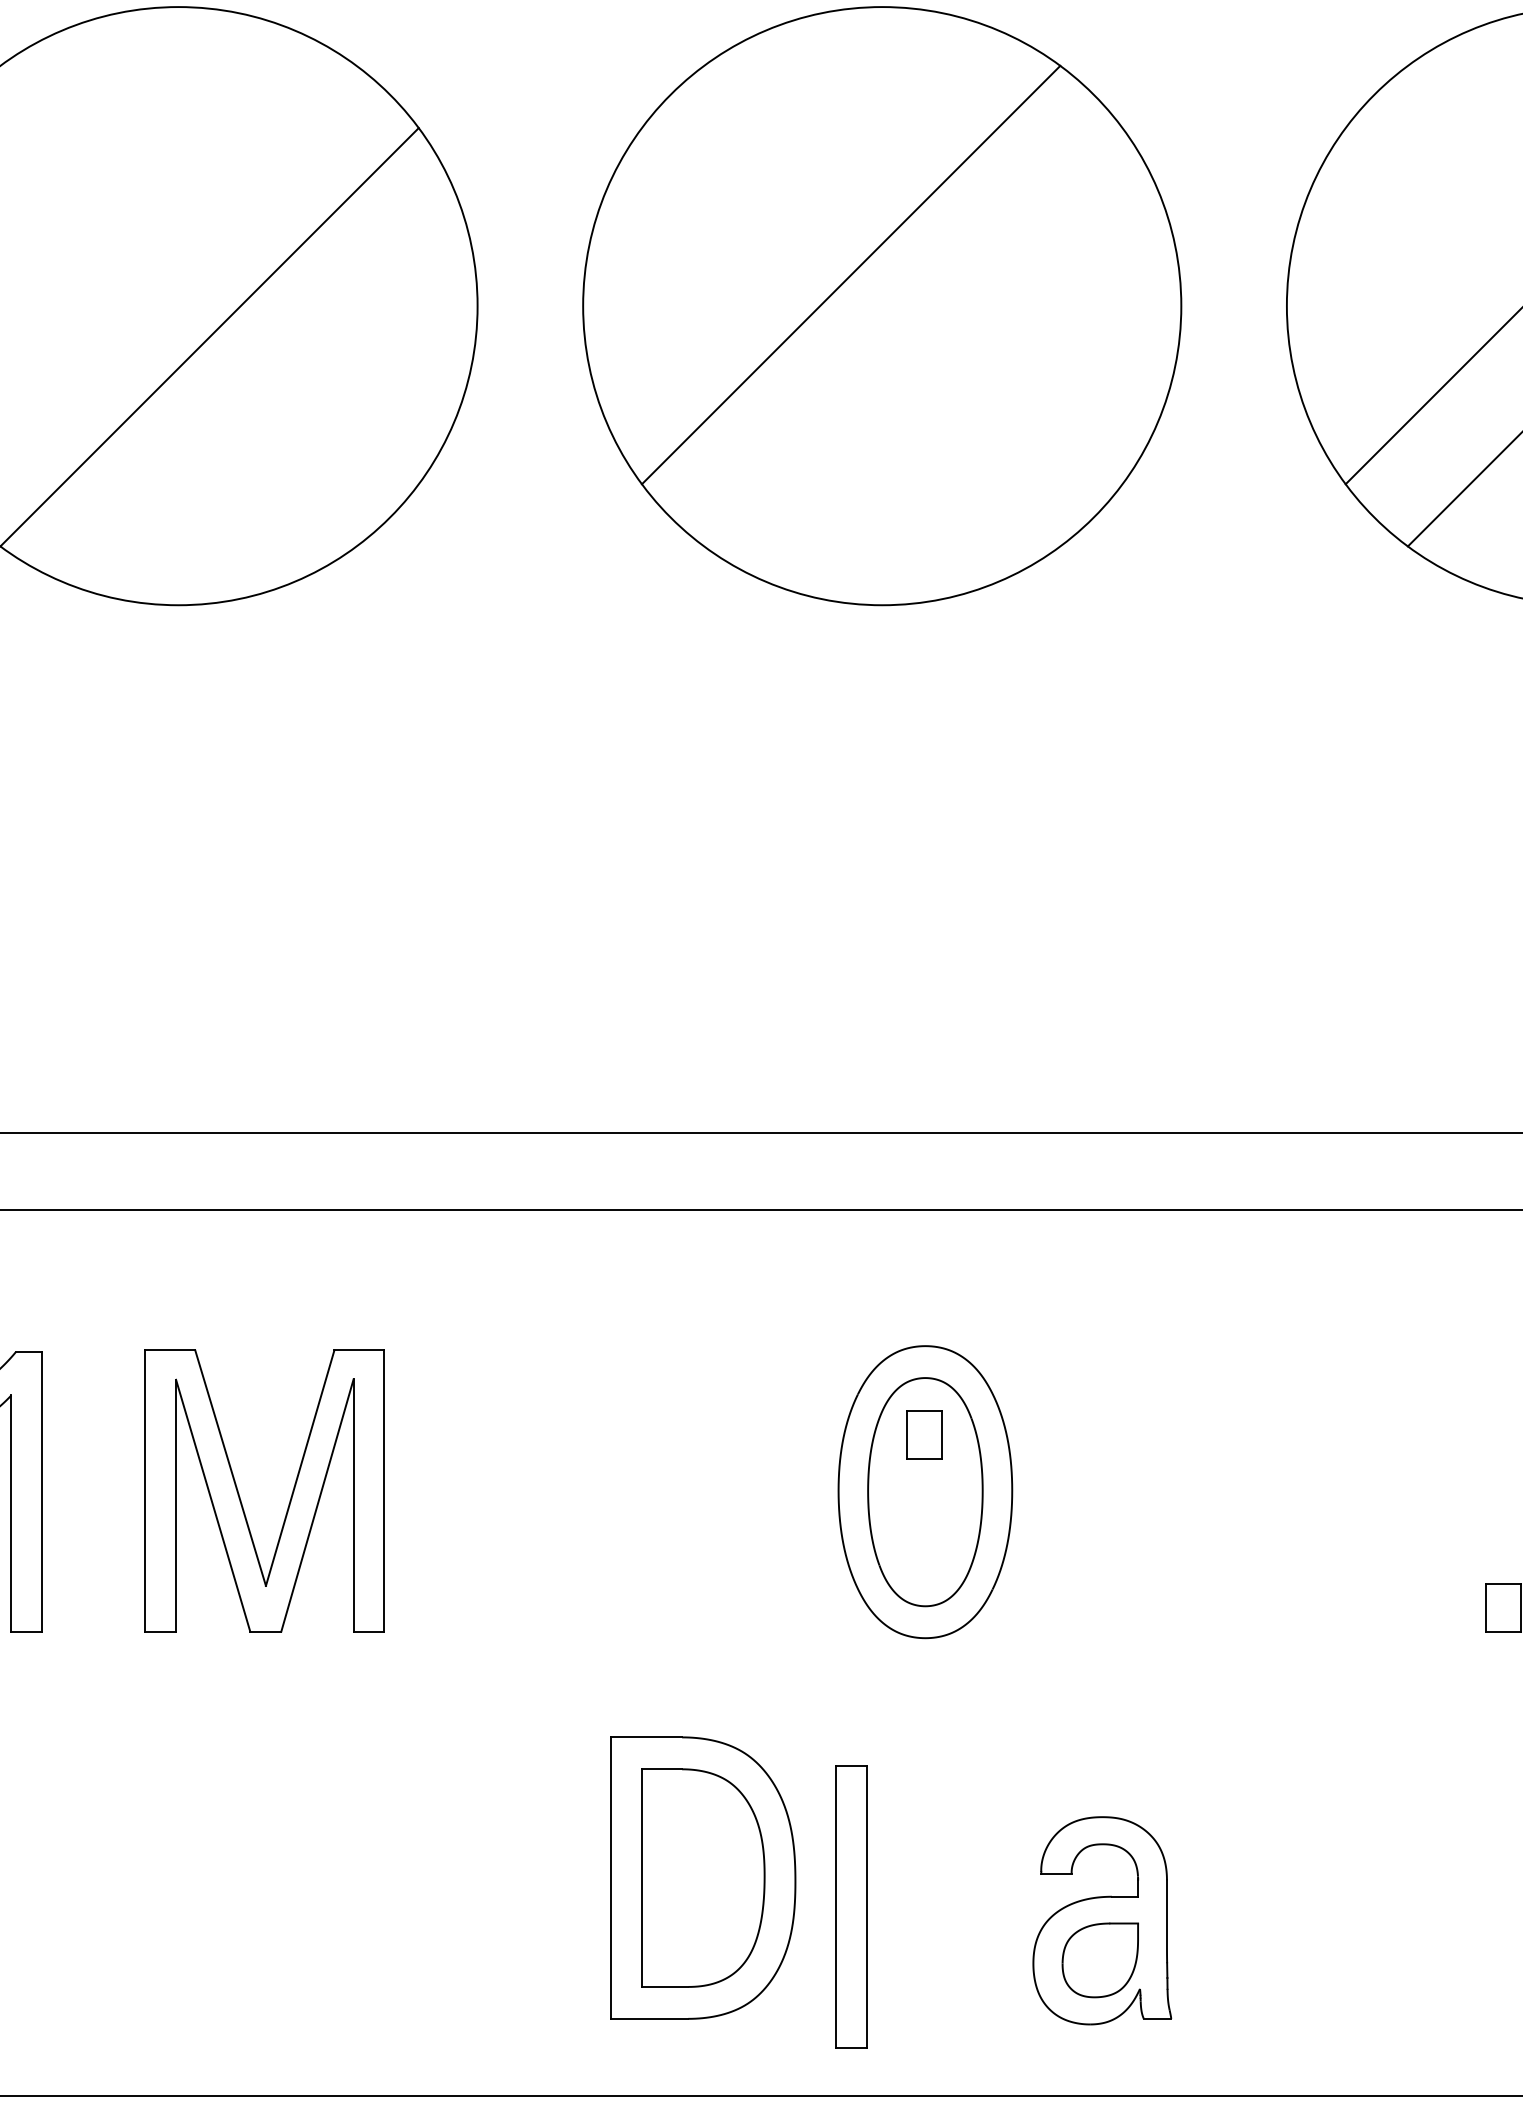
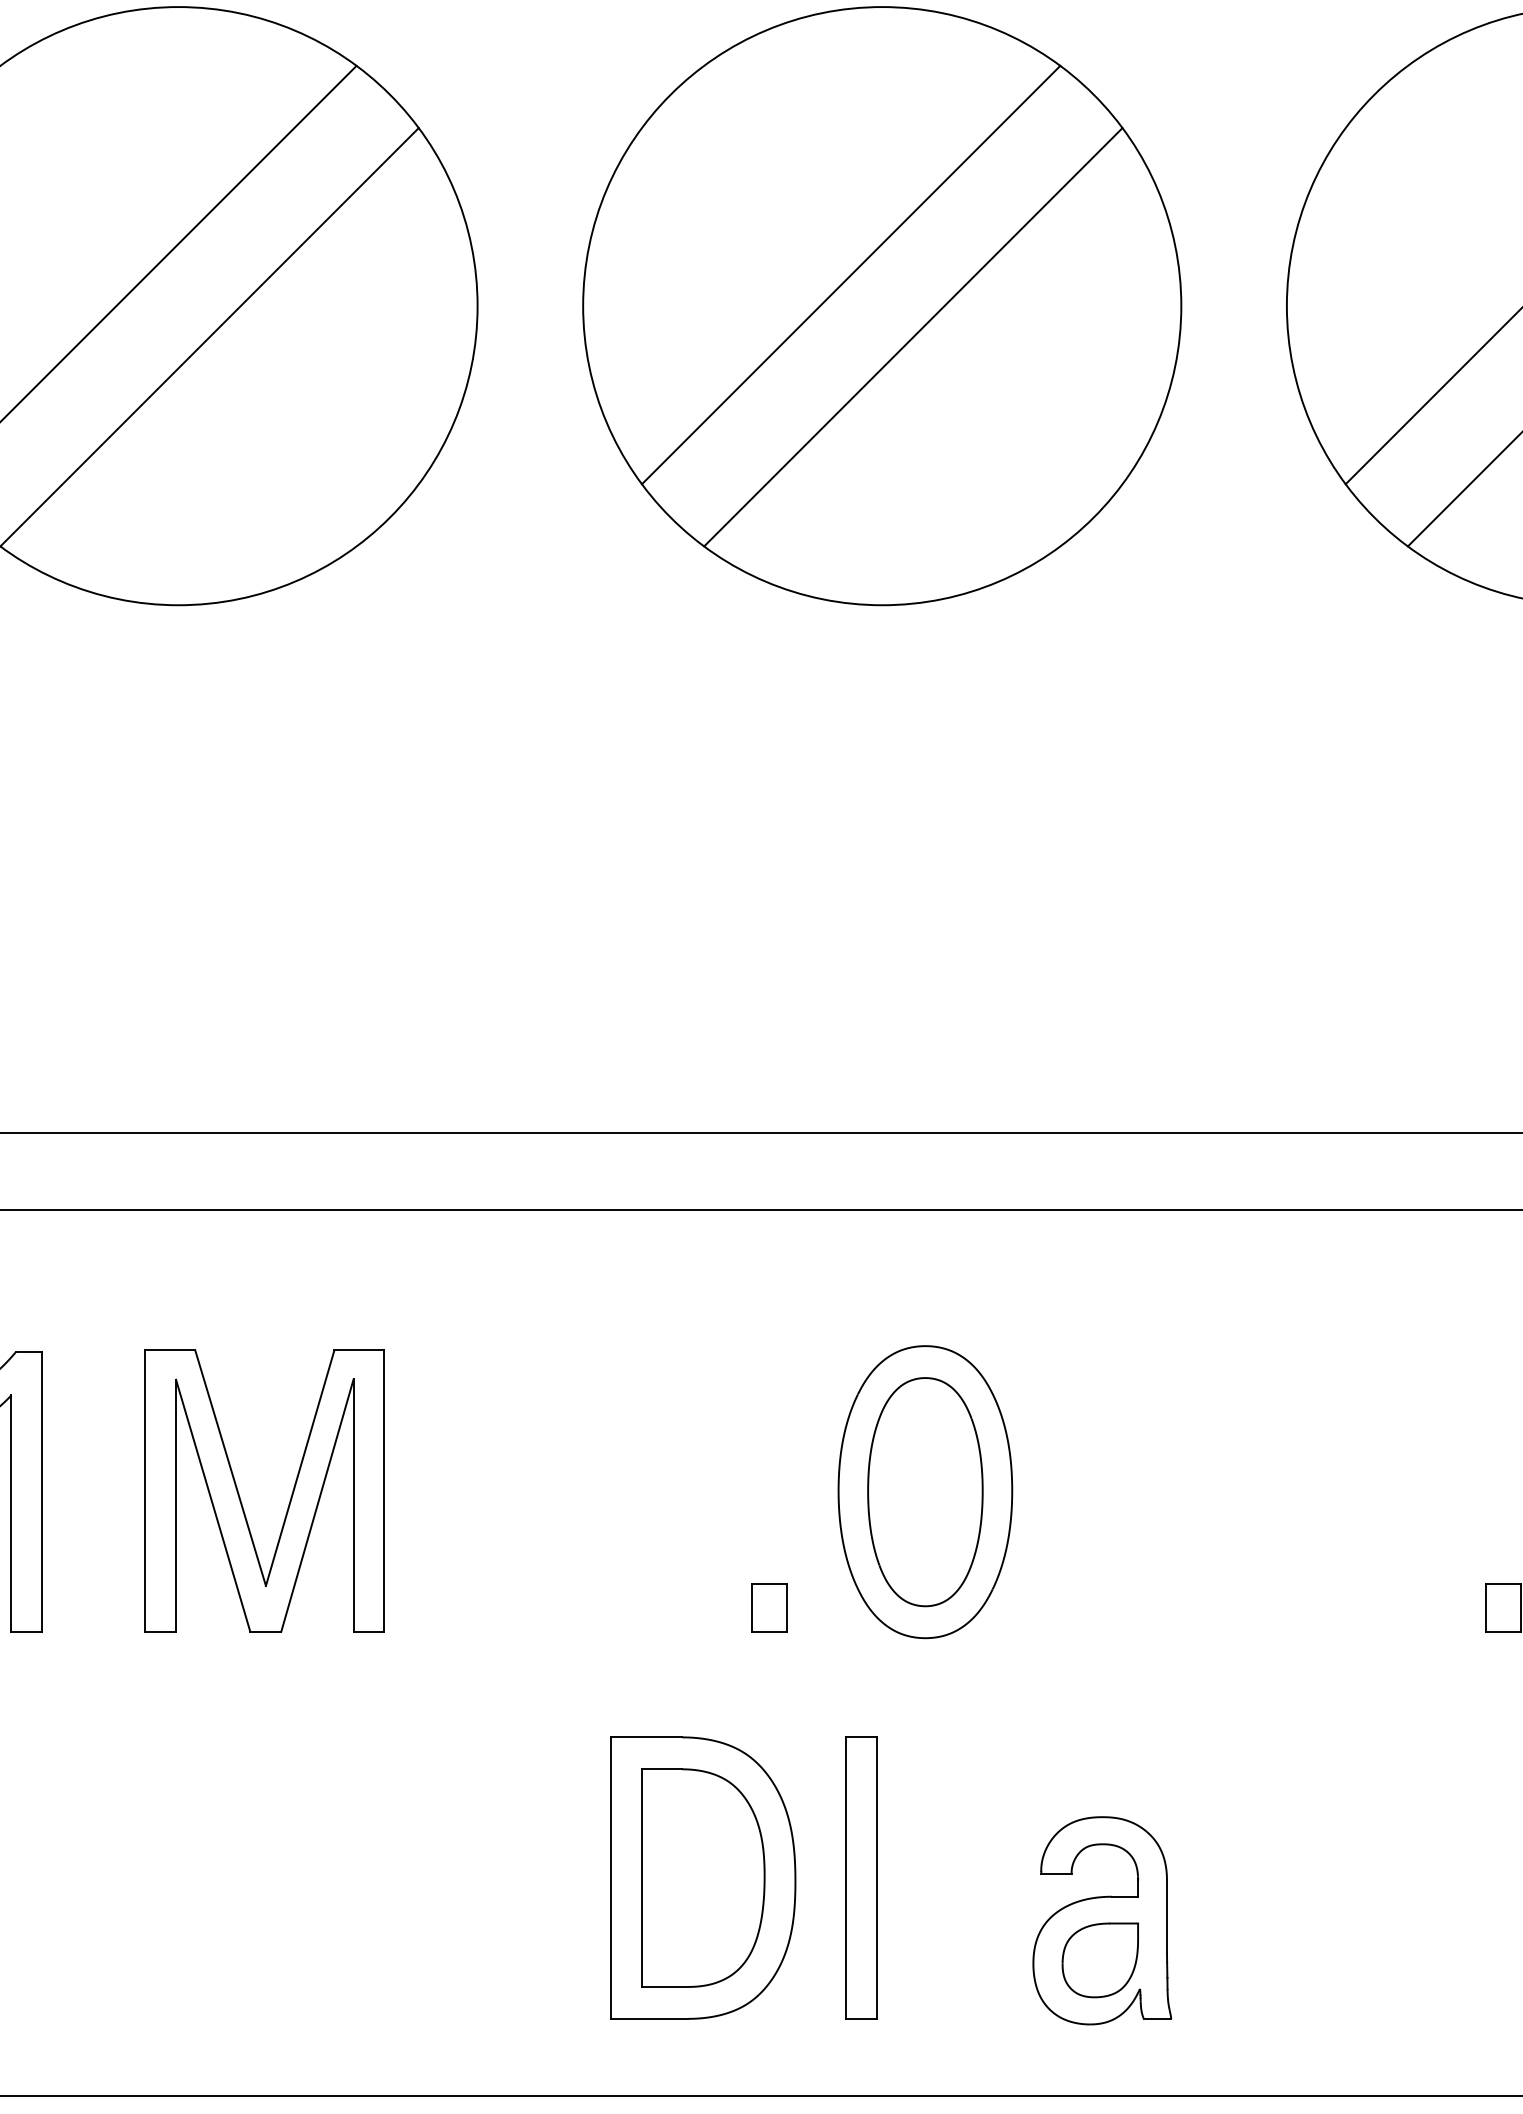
line: none -> present (179, 242)
line: none -> present (913, 337)
part position: (924, 1434) -> (769, 1607) (769, 1607)
part position: (851, 1906) -> (861, 1877) (861, 1877)
